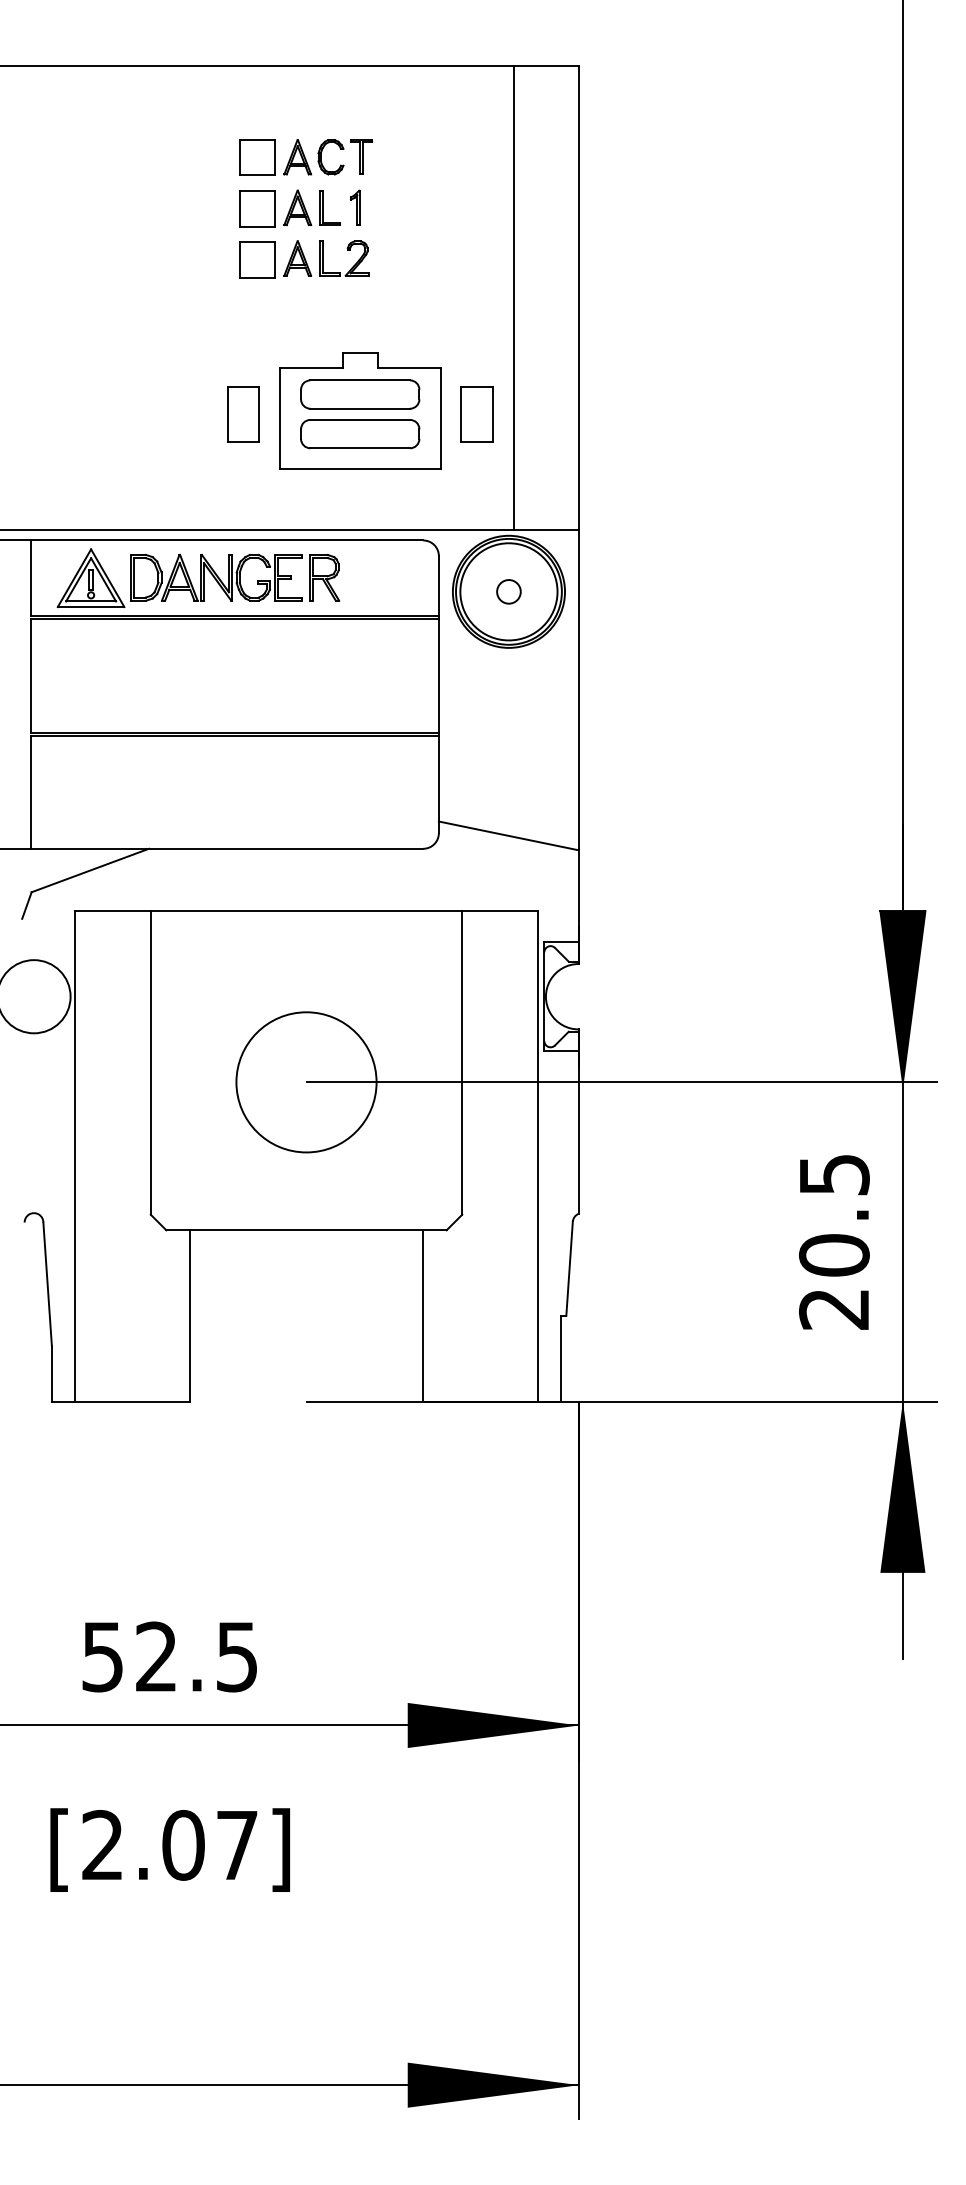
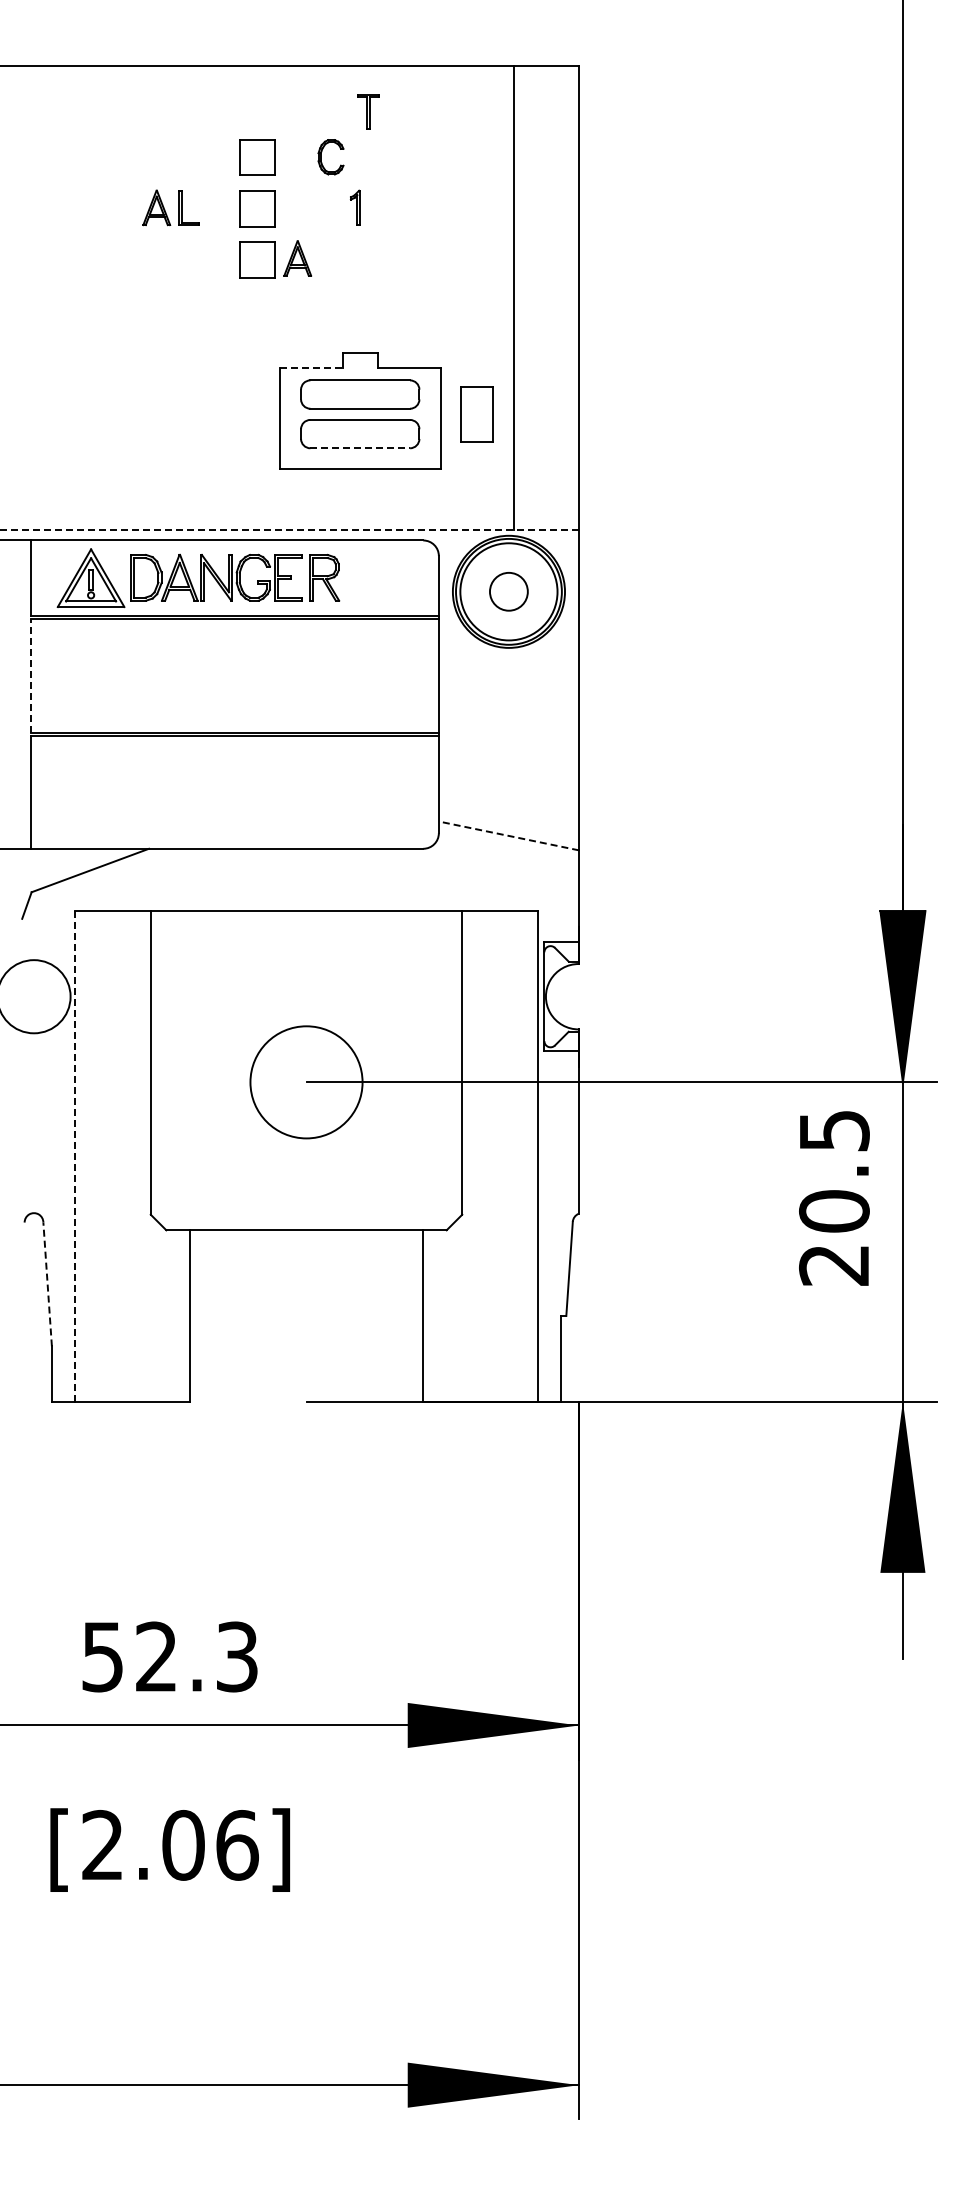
part position: (361, 156) -> (368, 111) (368, 111)
part: present -> none (297, 157)
part position: (311, 207) -> (170, 207) (170, 207)
part: present -> none (347, 250)
line: solid -> dashed (311, 368)
part: present -> none (243, 414)
line: solid -> dashed (360, 448)
line: solid -> dashed (290, 529)
circle size: 26x26 px -> 40x40 px (508, 591)
line: solid -> dashed (30, 675)
line: solid -> dashed (508, 835)
circle diameter: 140 px -> 112 px (306, 1082)
line: solid -> dashed (75, 1155)
text position: (834, 1242) -> (834, 1198) (834, 1198)
line: solid -> dashed (47, 1284)
text: 52.5 -> 52.3 (237, 1656)
text: [2.07] -> [2.06] (237, 1845)
